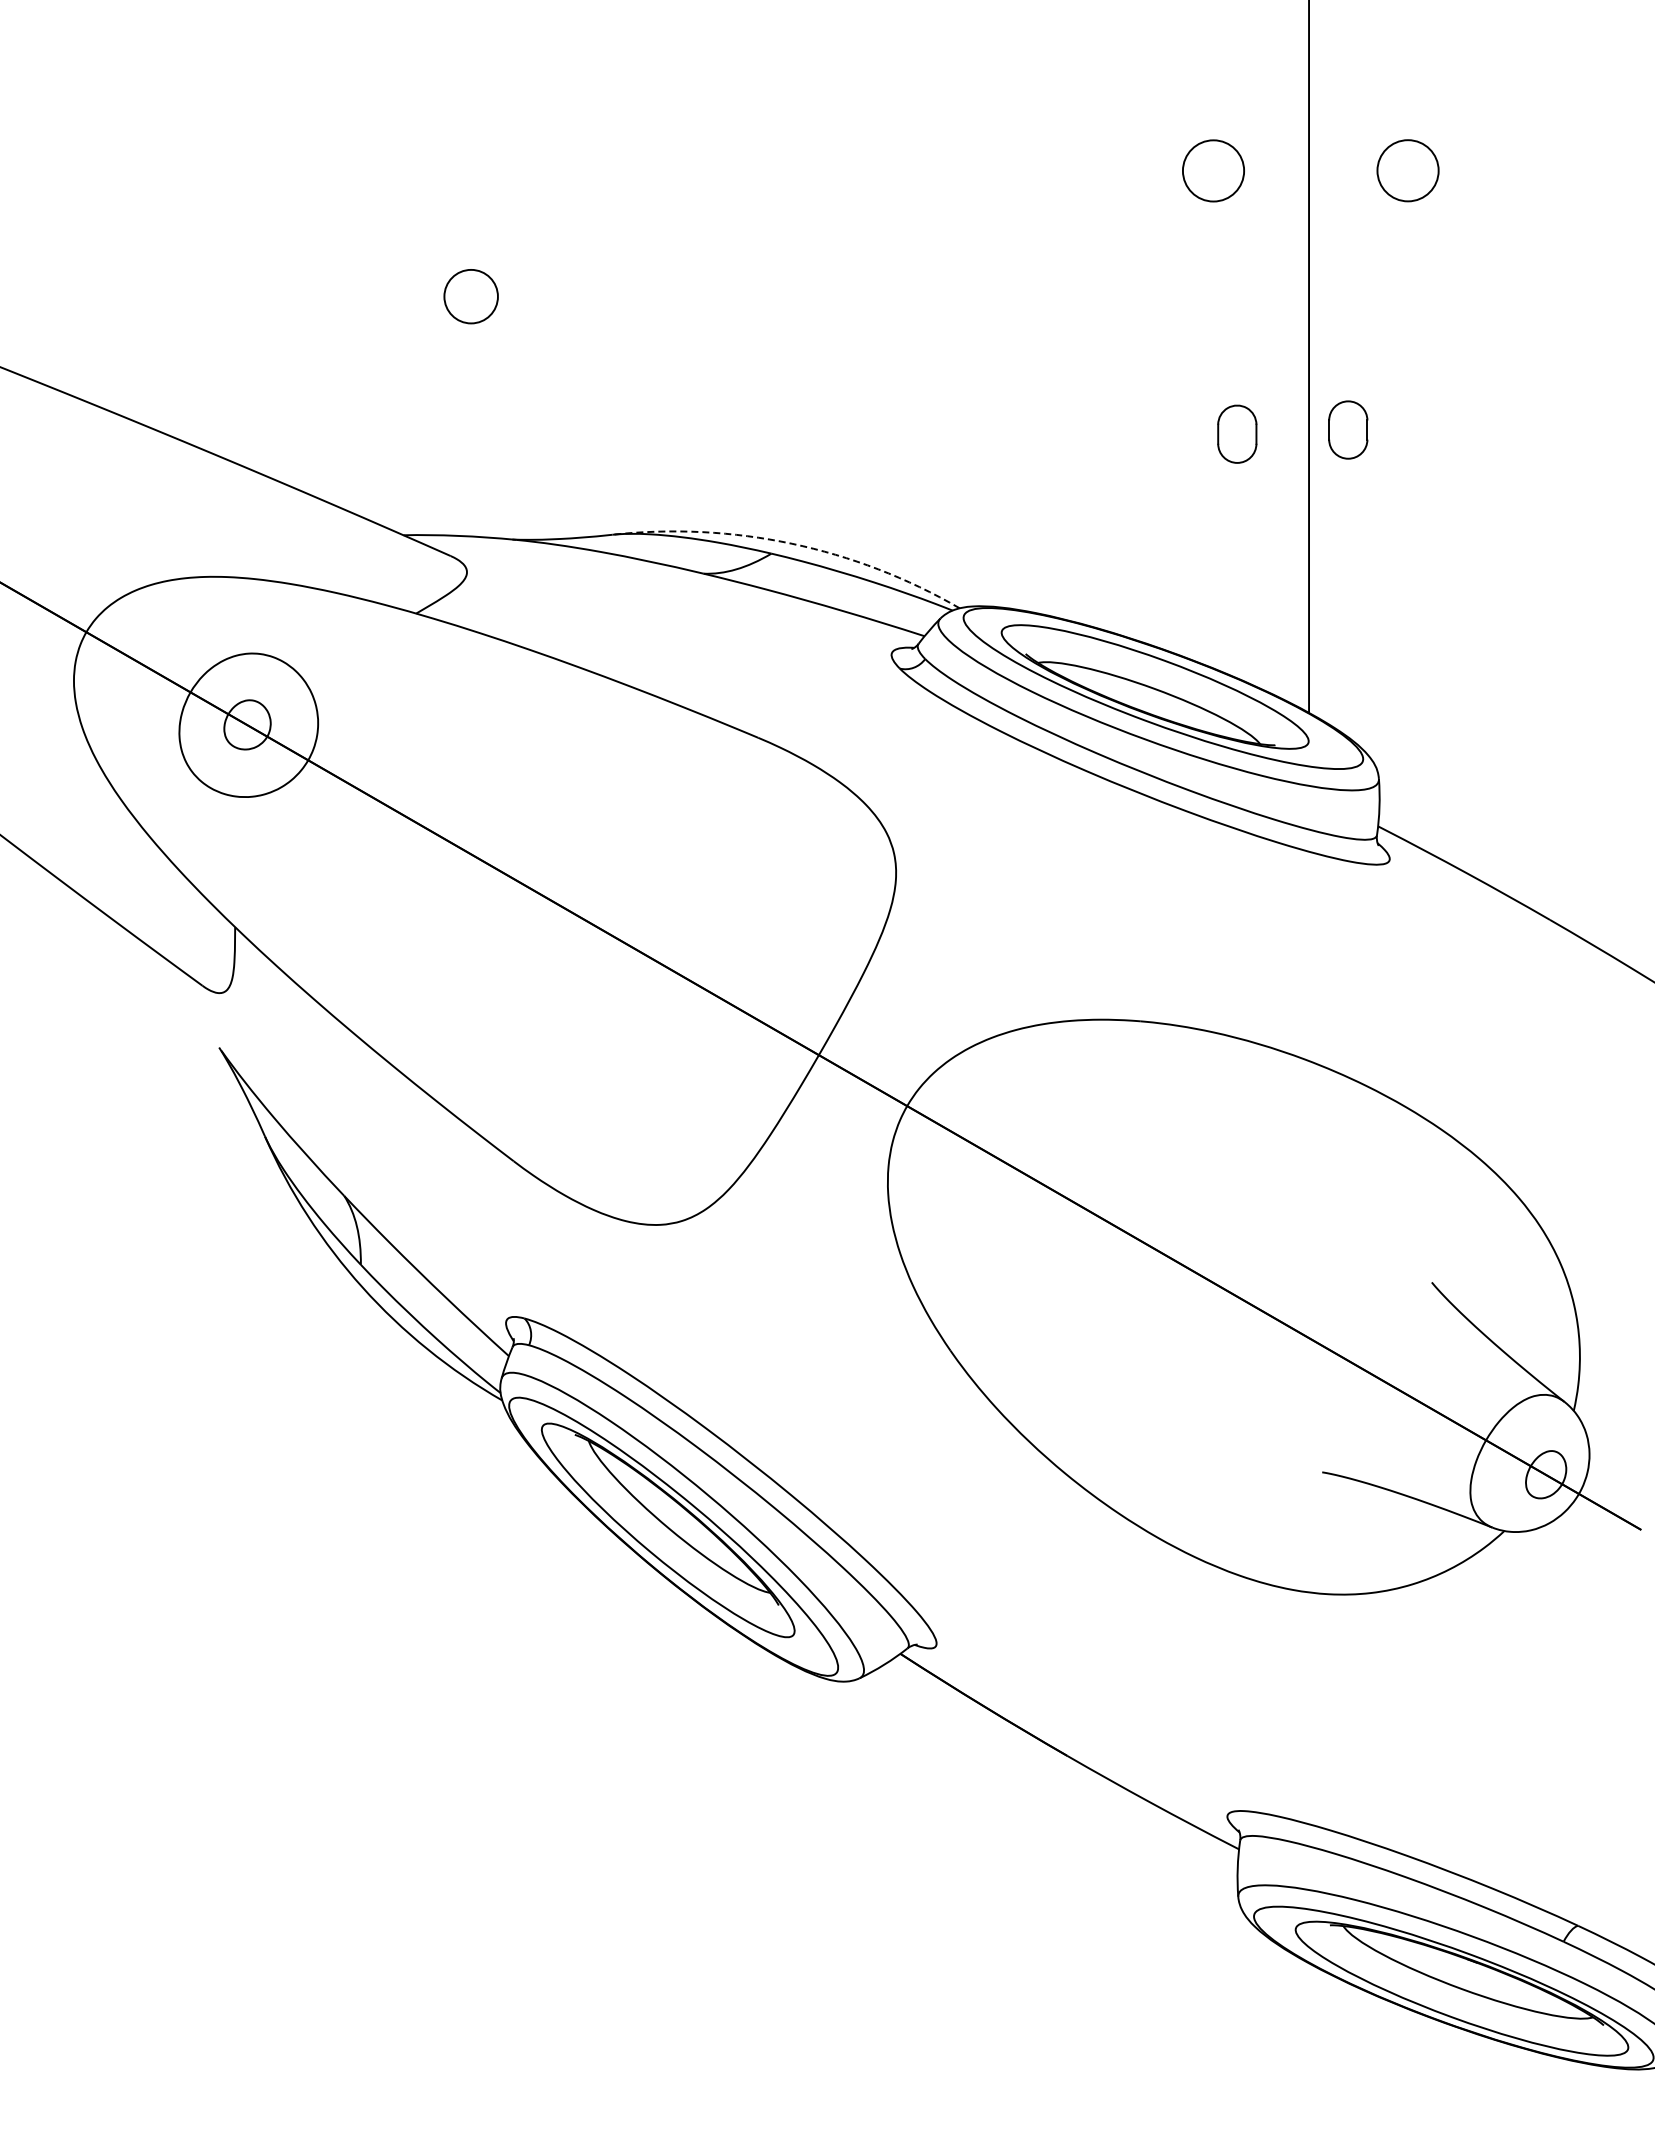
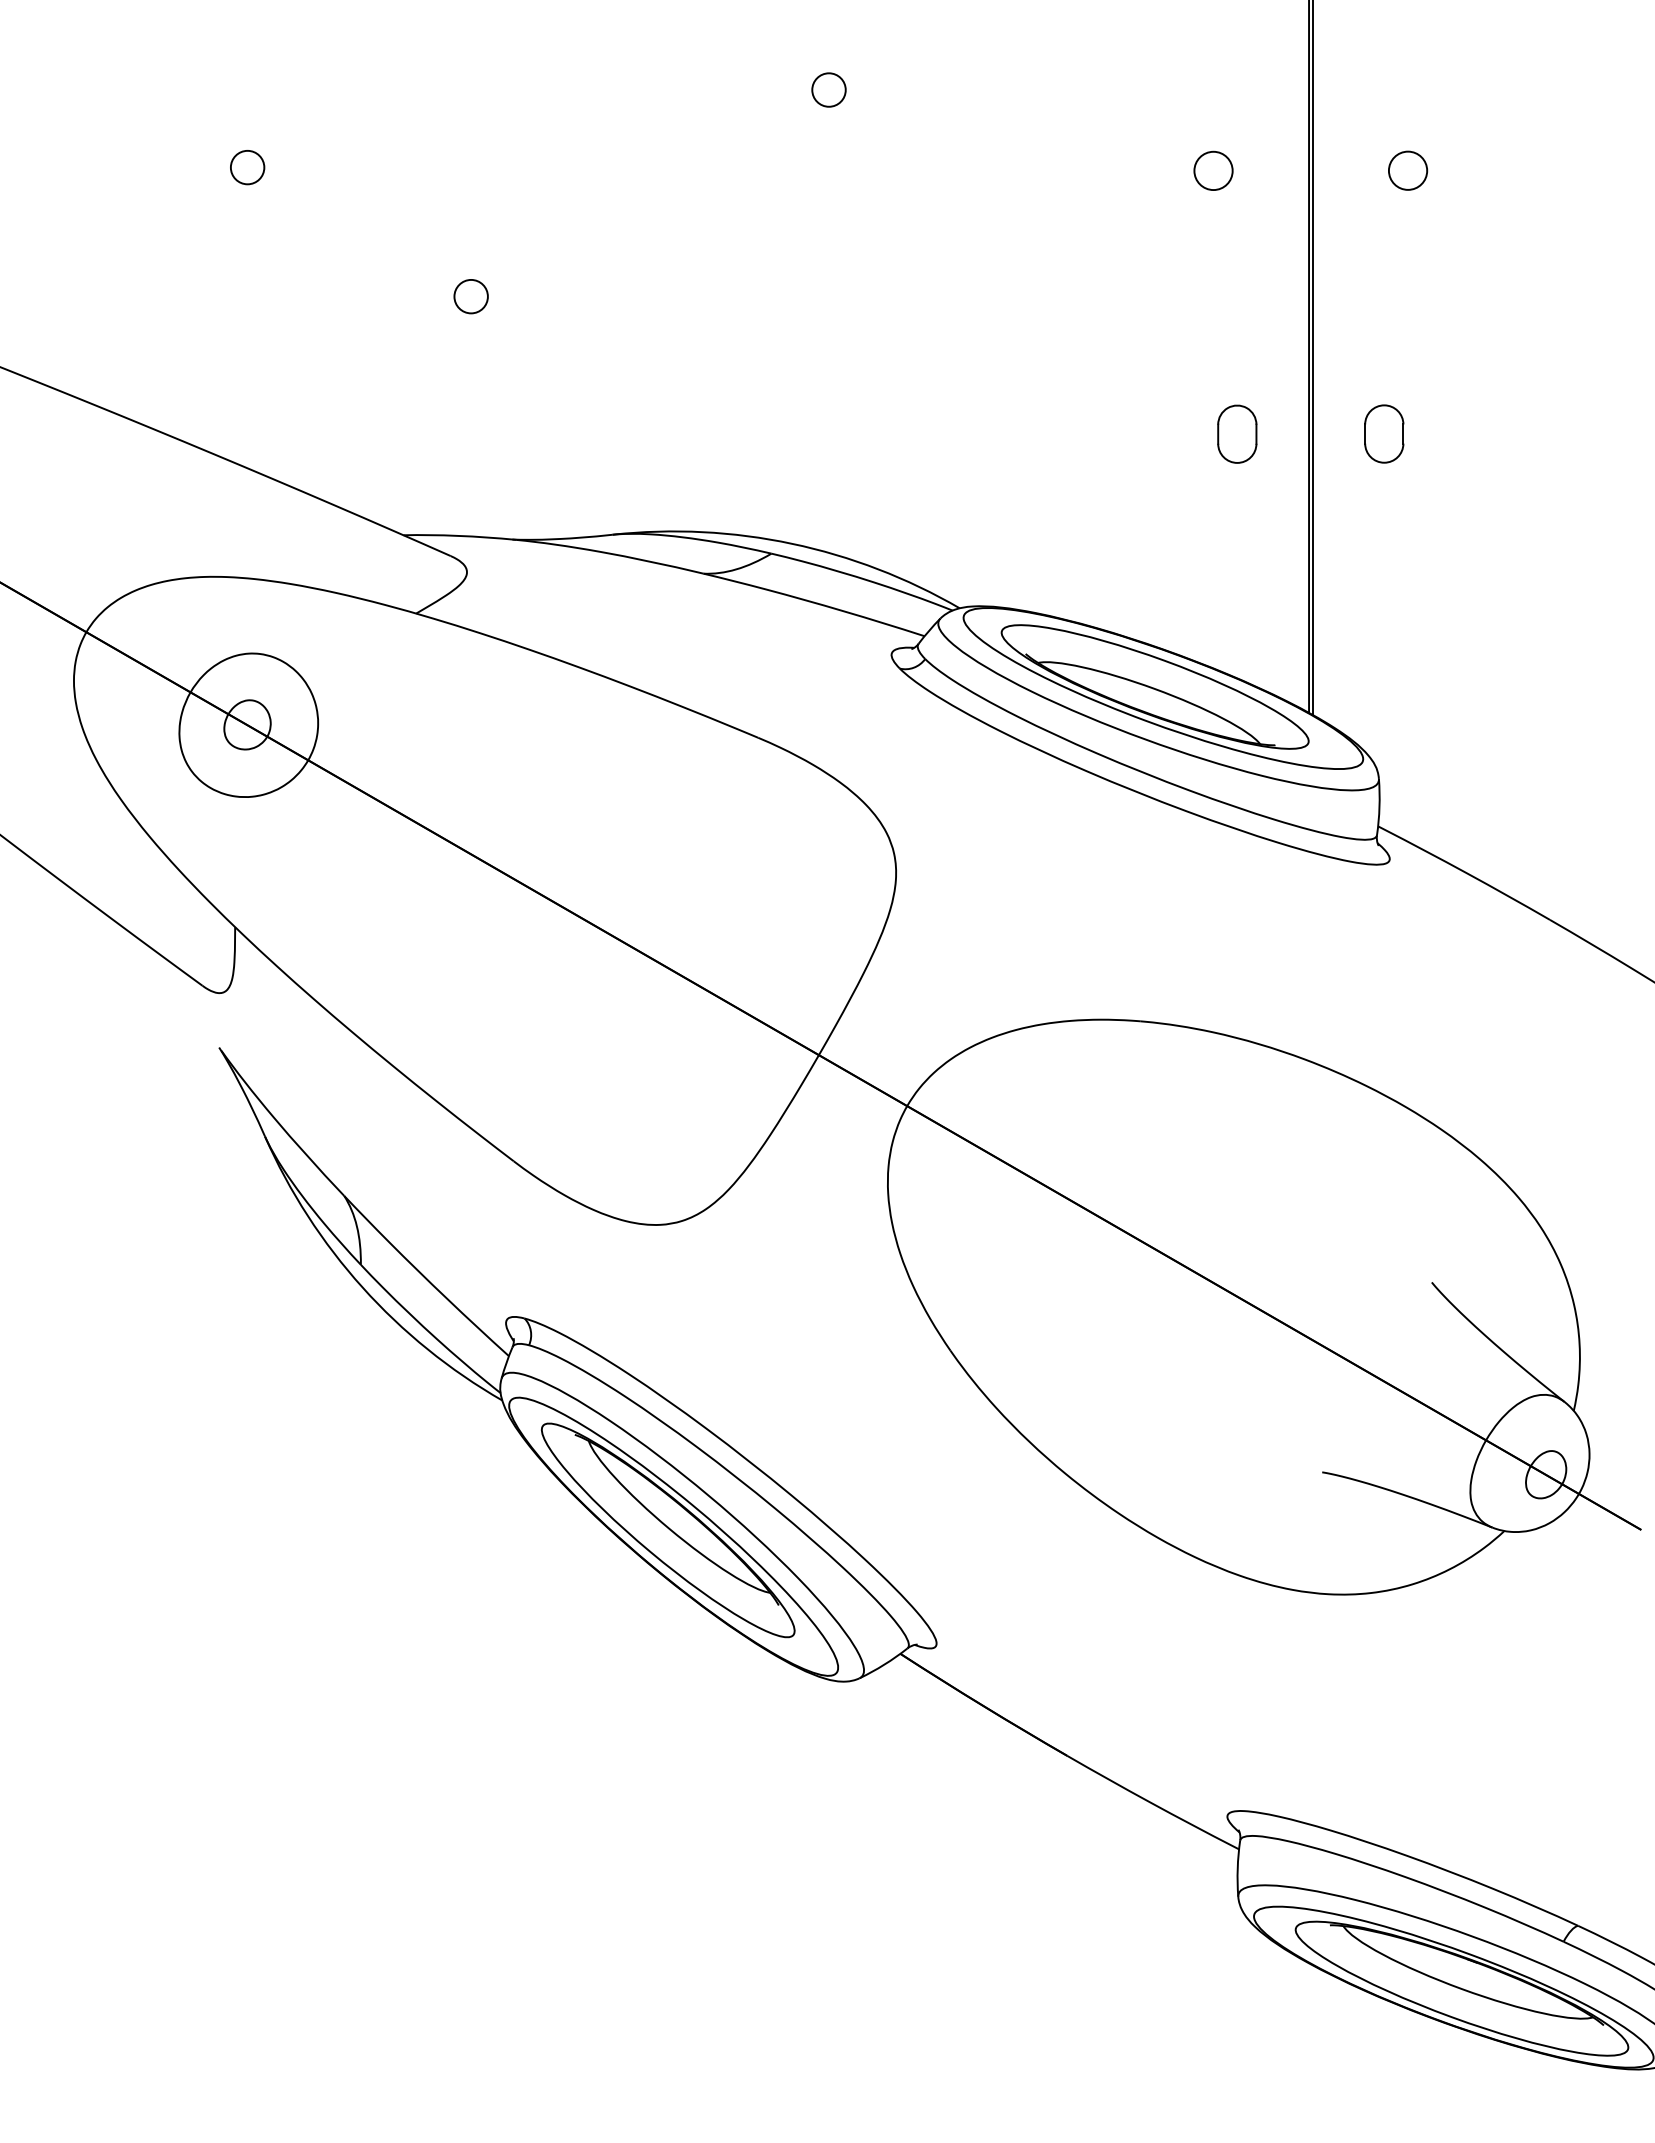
circle: none -> present (828, 89)
circle: none -> present (247, 167)
circle diameter: 61 px -> 38 px (1213, 170)
circle diameter: 61 px -> 38 px (1407, 170)
circle diameter: 54 px -> 33 px (470, 296)
line: none -> present (1312, 358)
part position: (1348, 429) -> (1384, 433) (1384, 433)
arc: dashed -> solid (791, 543)
